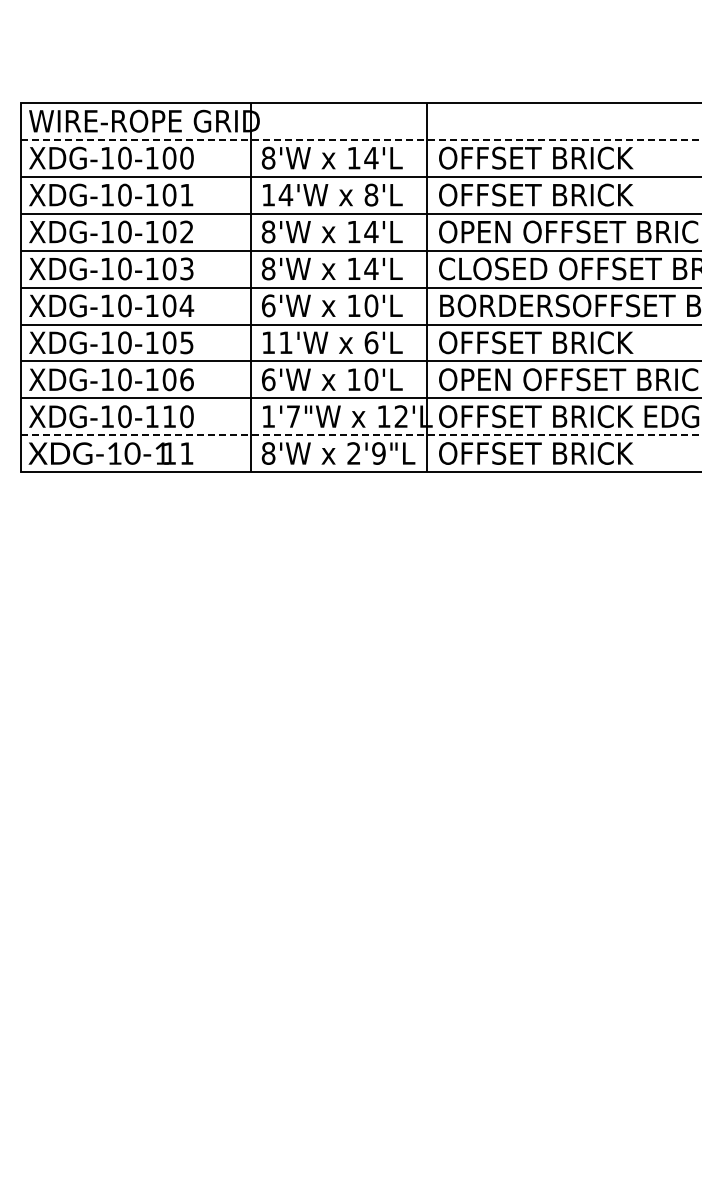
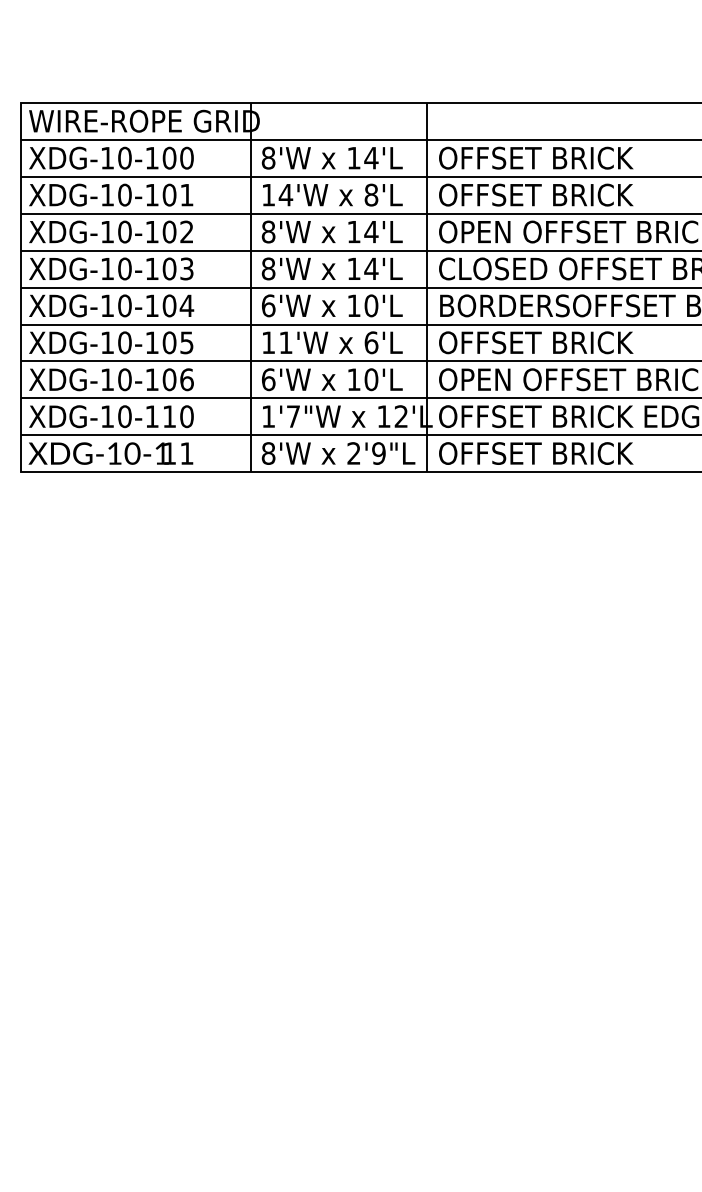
line: dashed -> solid (361, 139)
line: dashed -> solid (361, 435)
